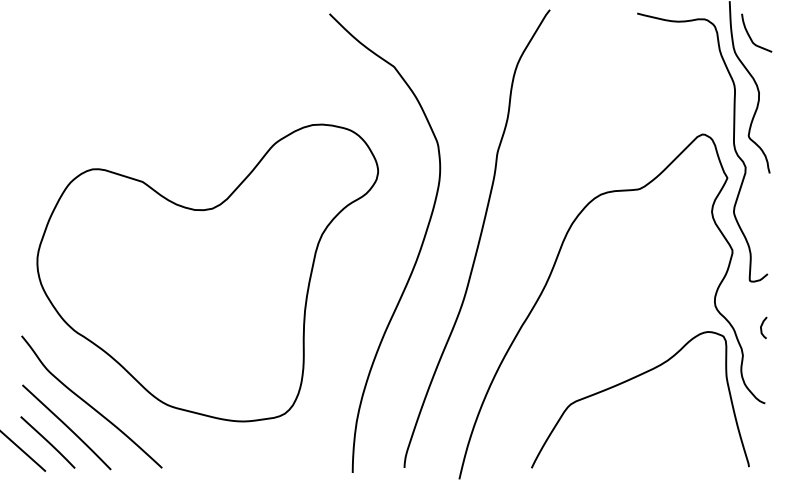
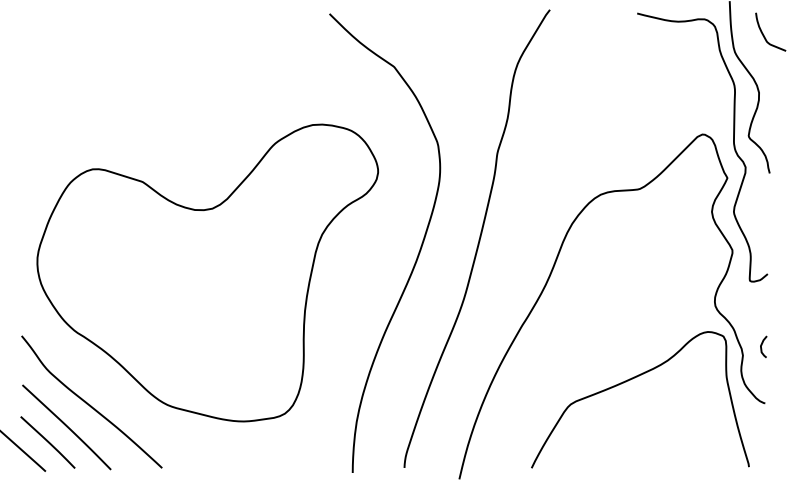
curve position: (751, 37) -> (765, 36) (765, 36)
curve position: (762, 326) -> (762, 345) (762, 345)
